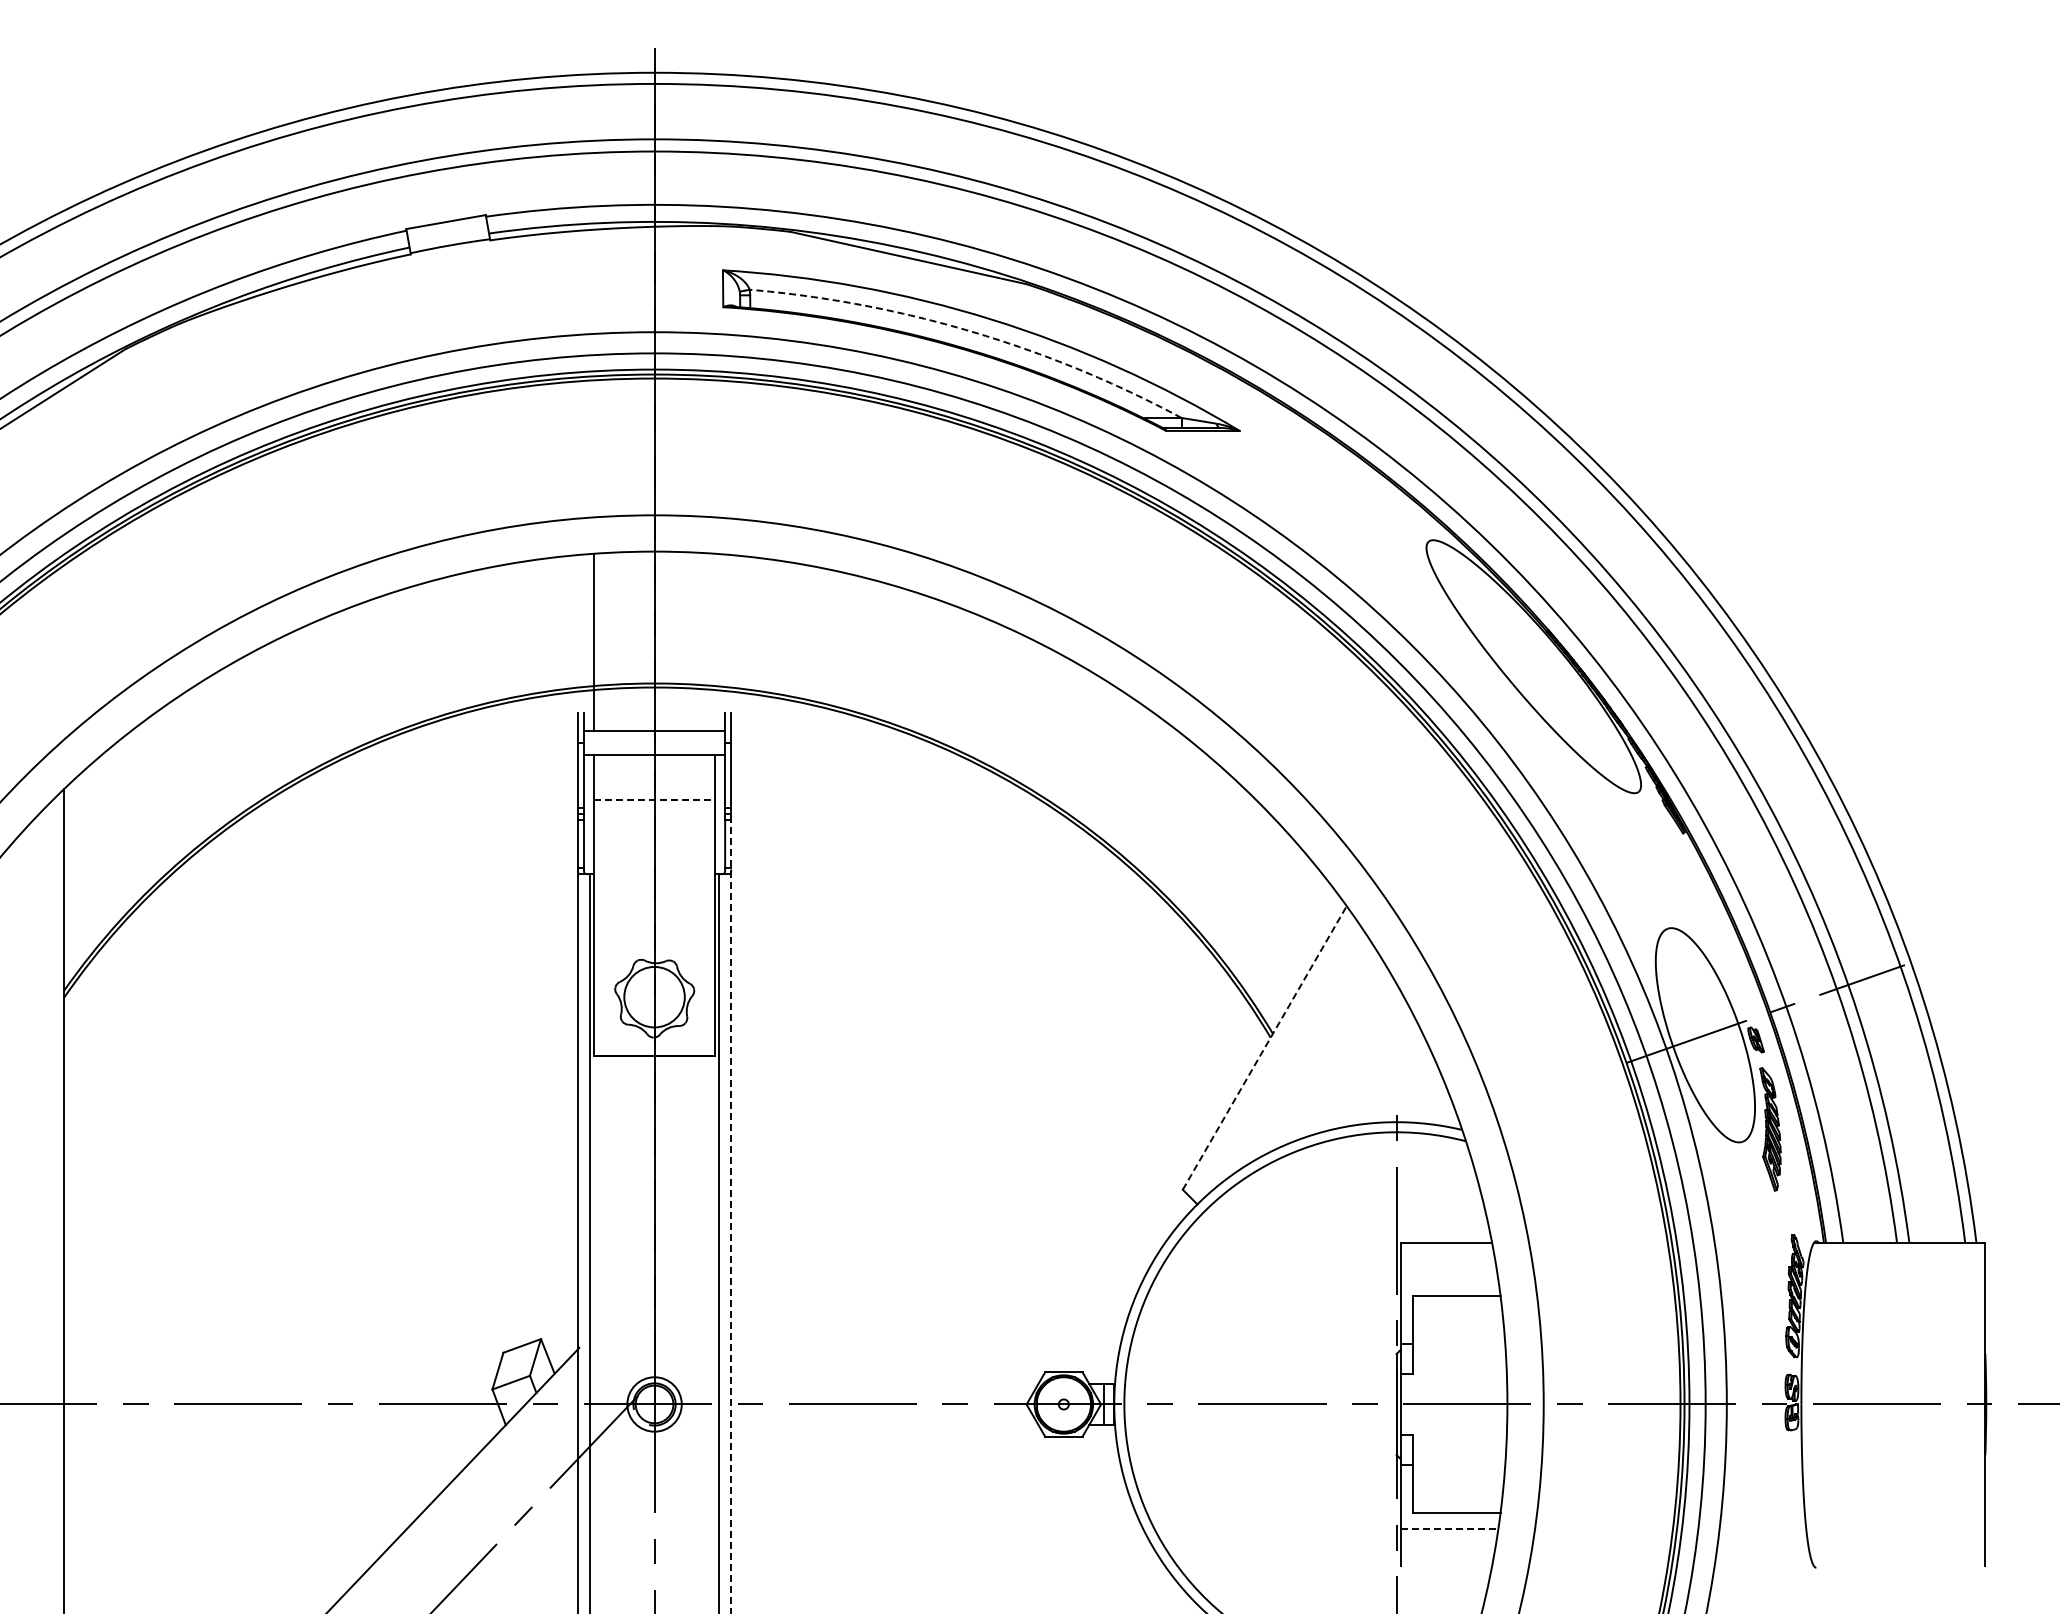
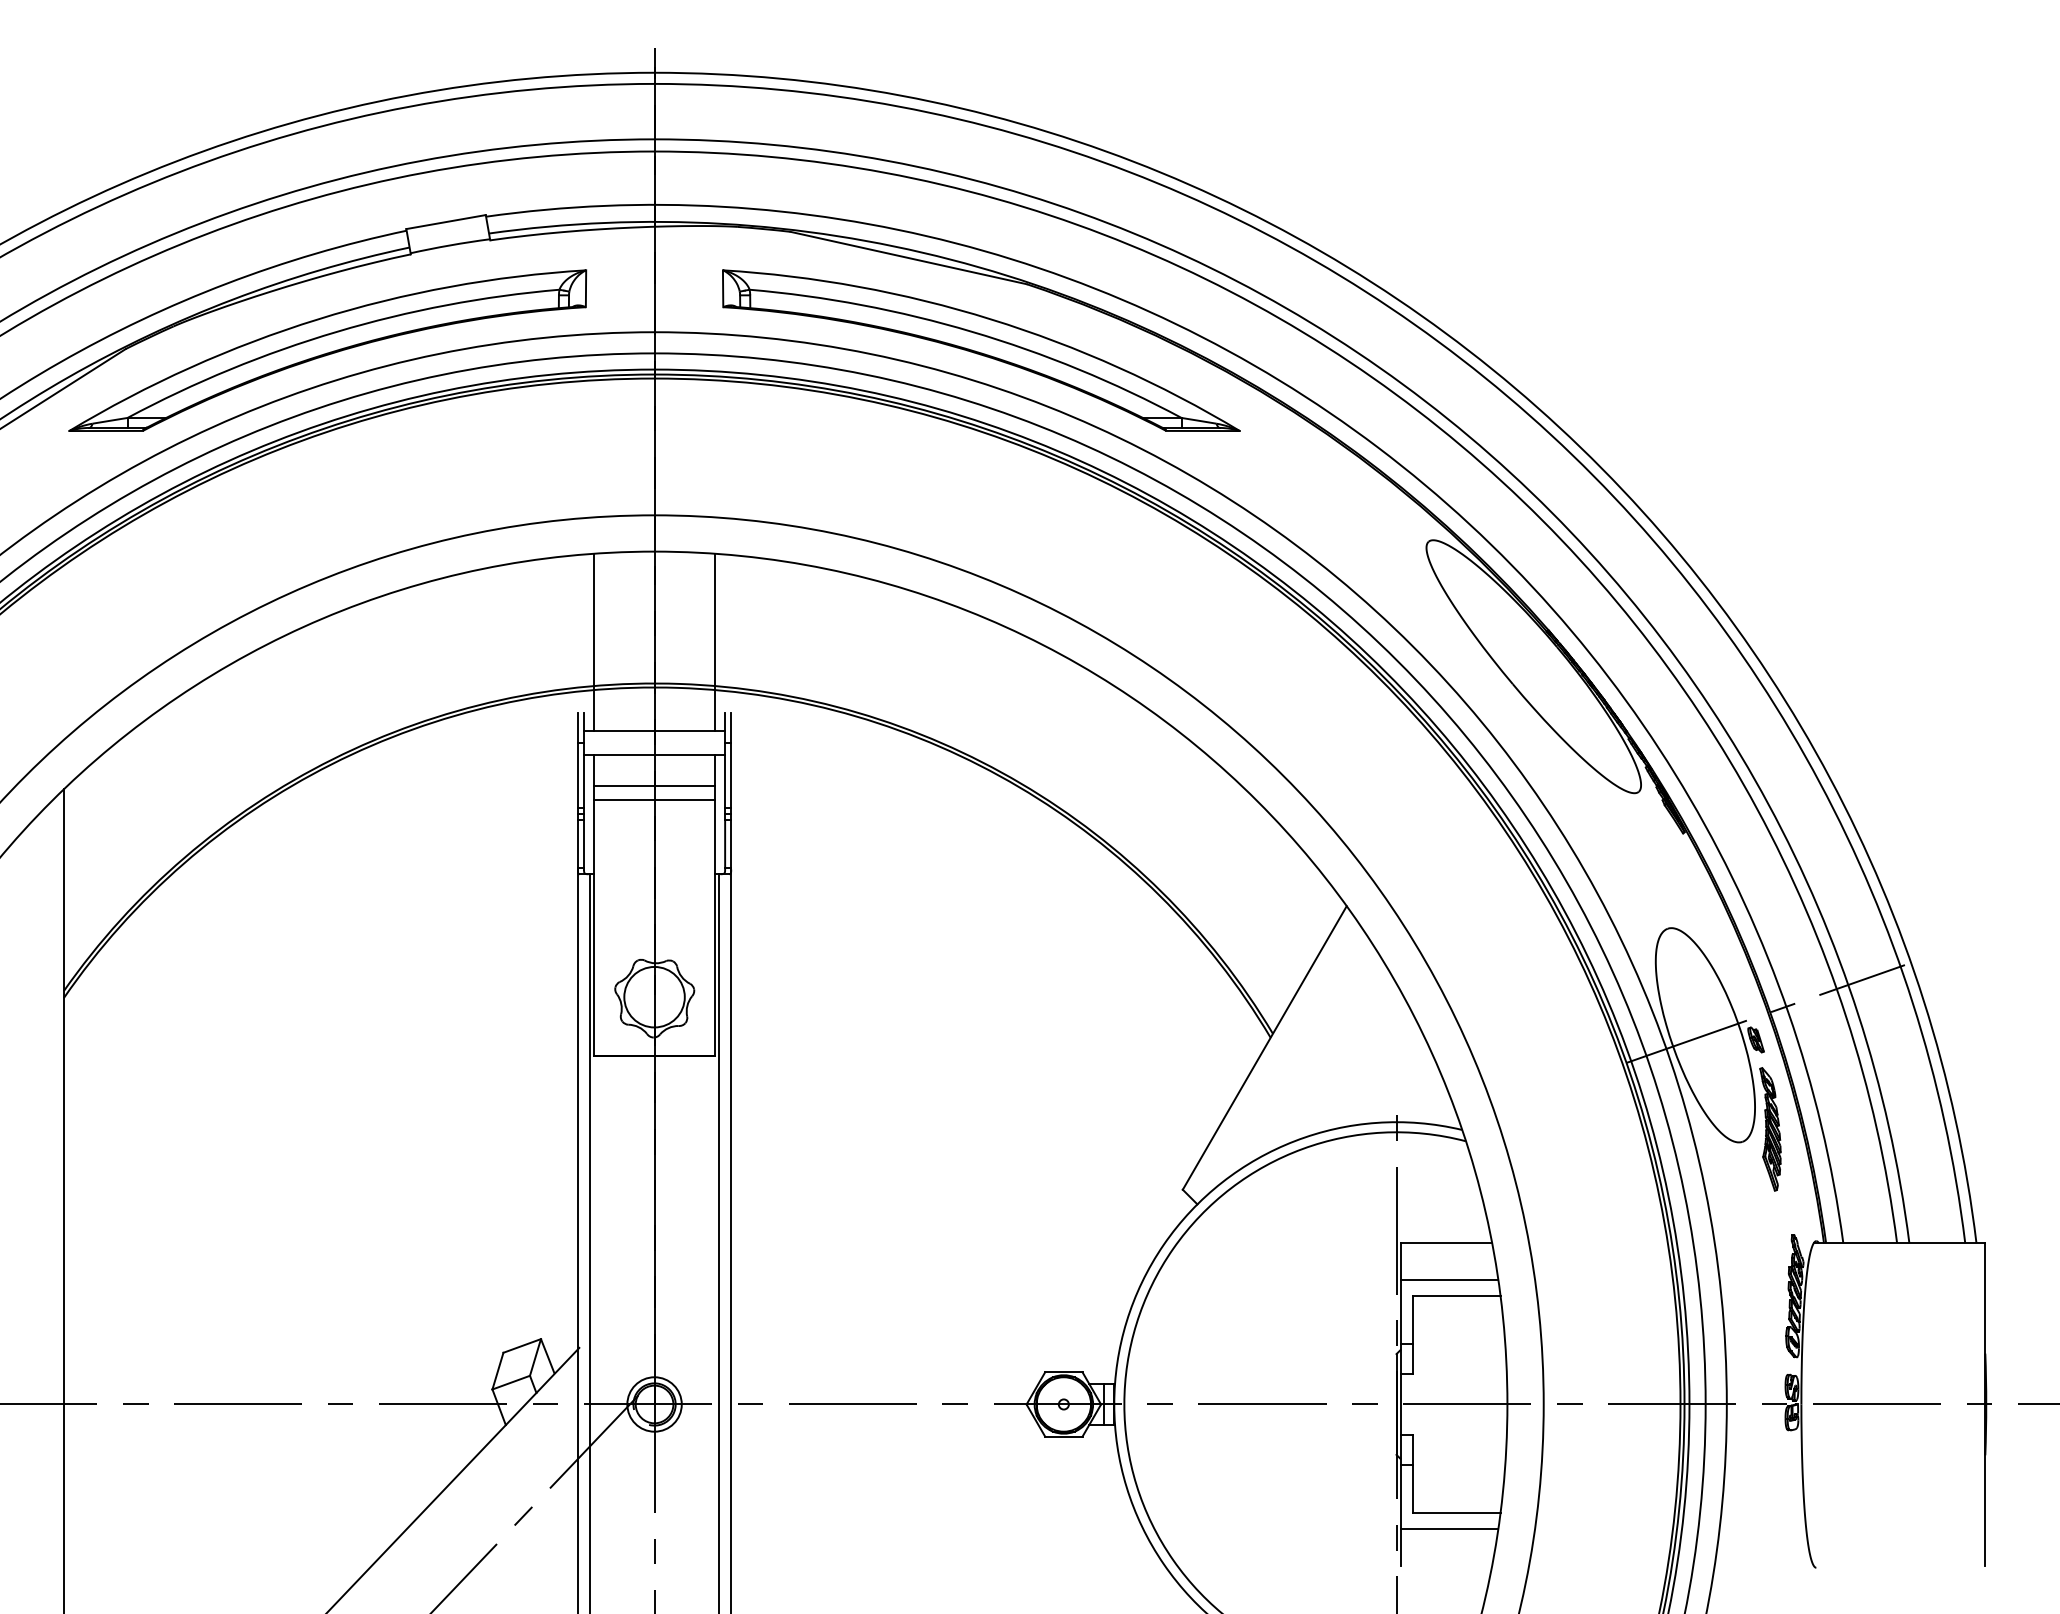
arc: dashed -> solid (972, 331)
part: none -> present (327, 350)
line: none -> present (715, 642)
line: none -> present (654, 785)
line: dashed -> solid (655, 800)
line: dashed -> solid (1264, 1047)
line: dashed -> solid (731, 1216)
line: none -> present (1449, 1280)
line: dashed -> solid (1449, 1528)
